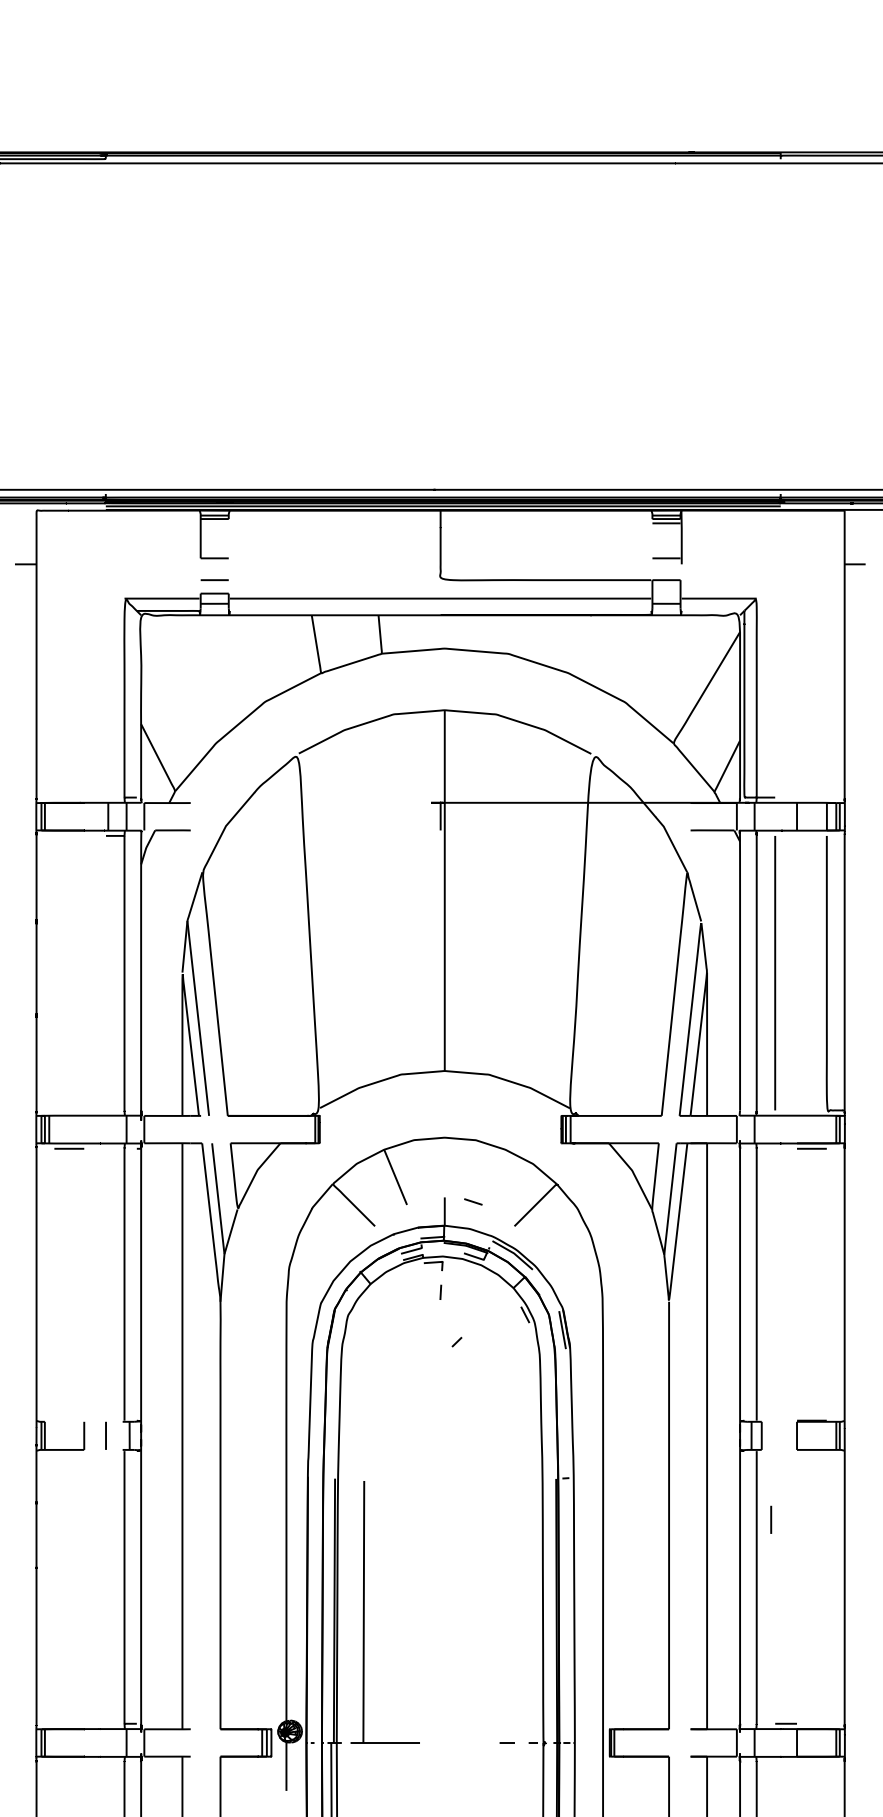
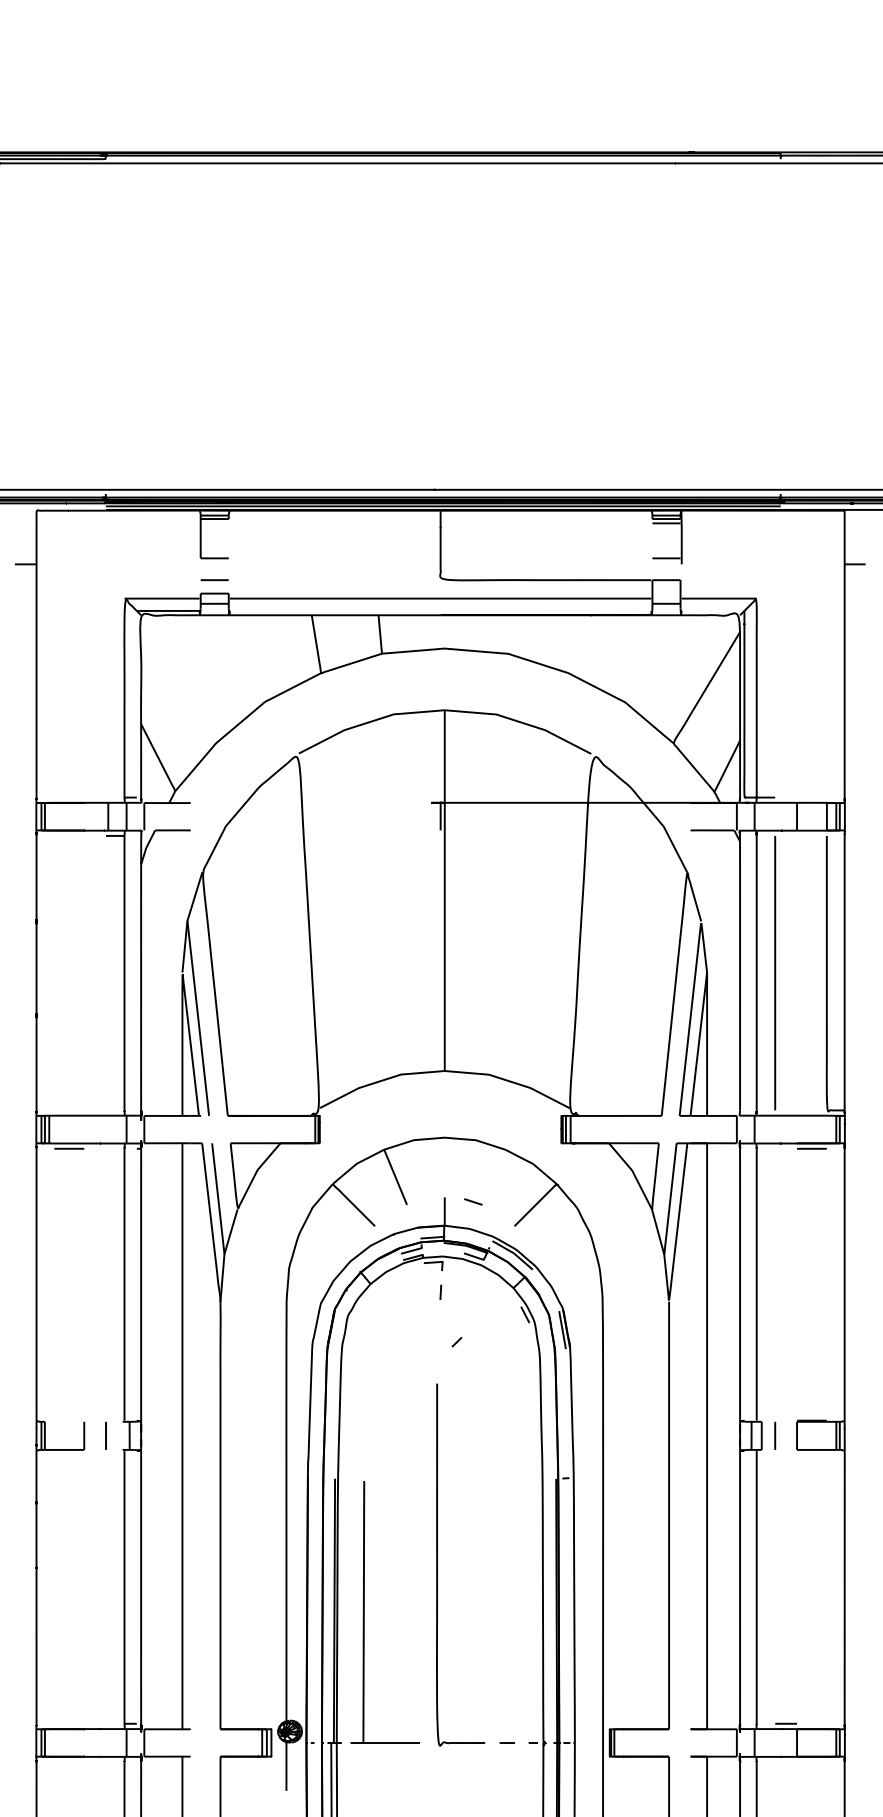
line position: (771, 1519) -> (775, 1435) (775, 1435)
curve: none -> present (437, 1564)
